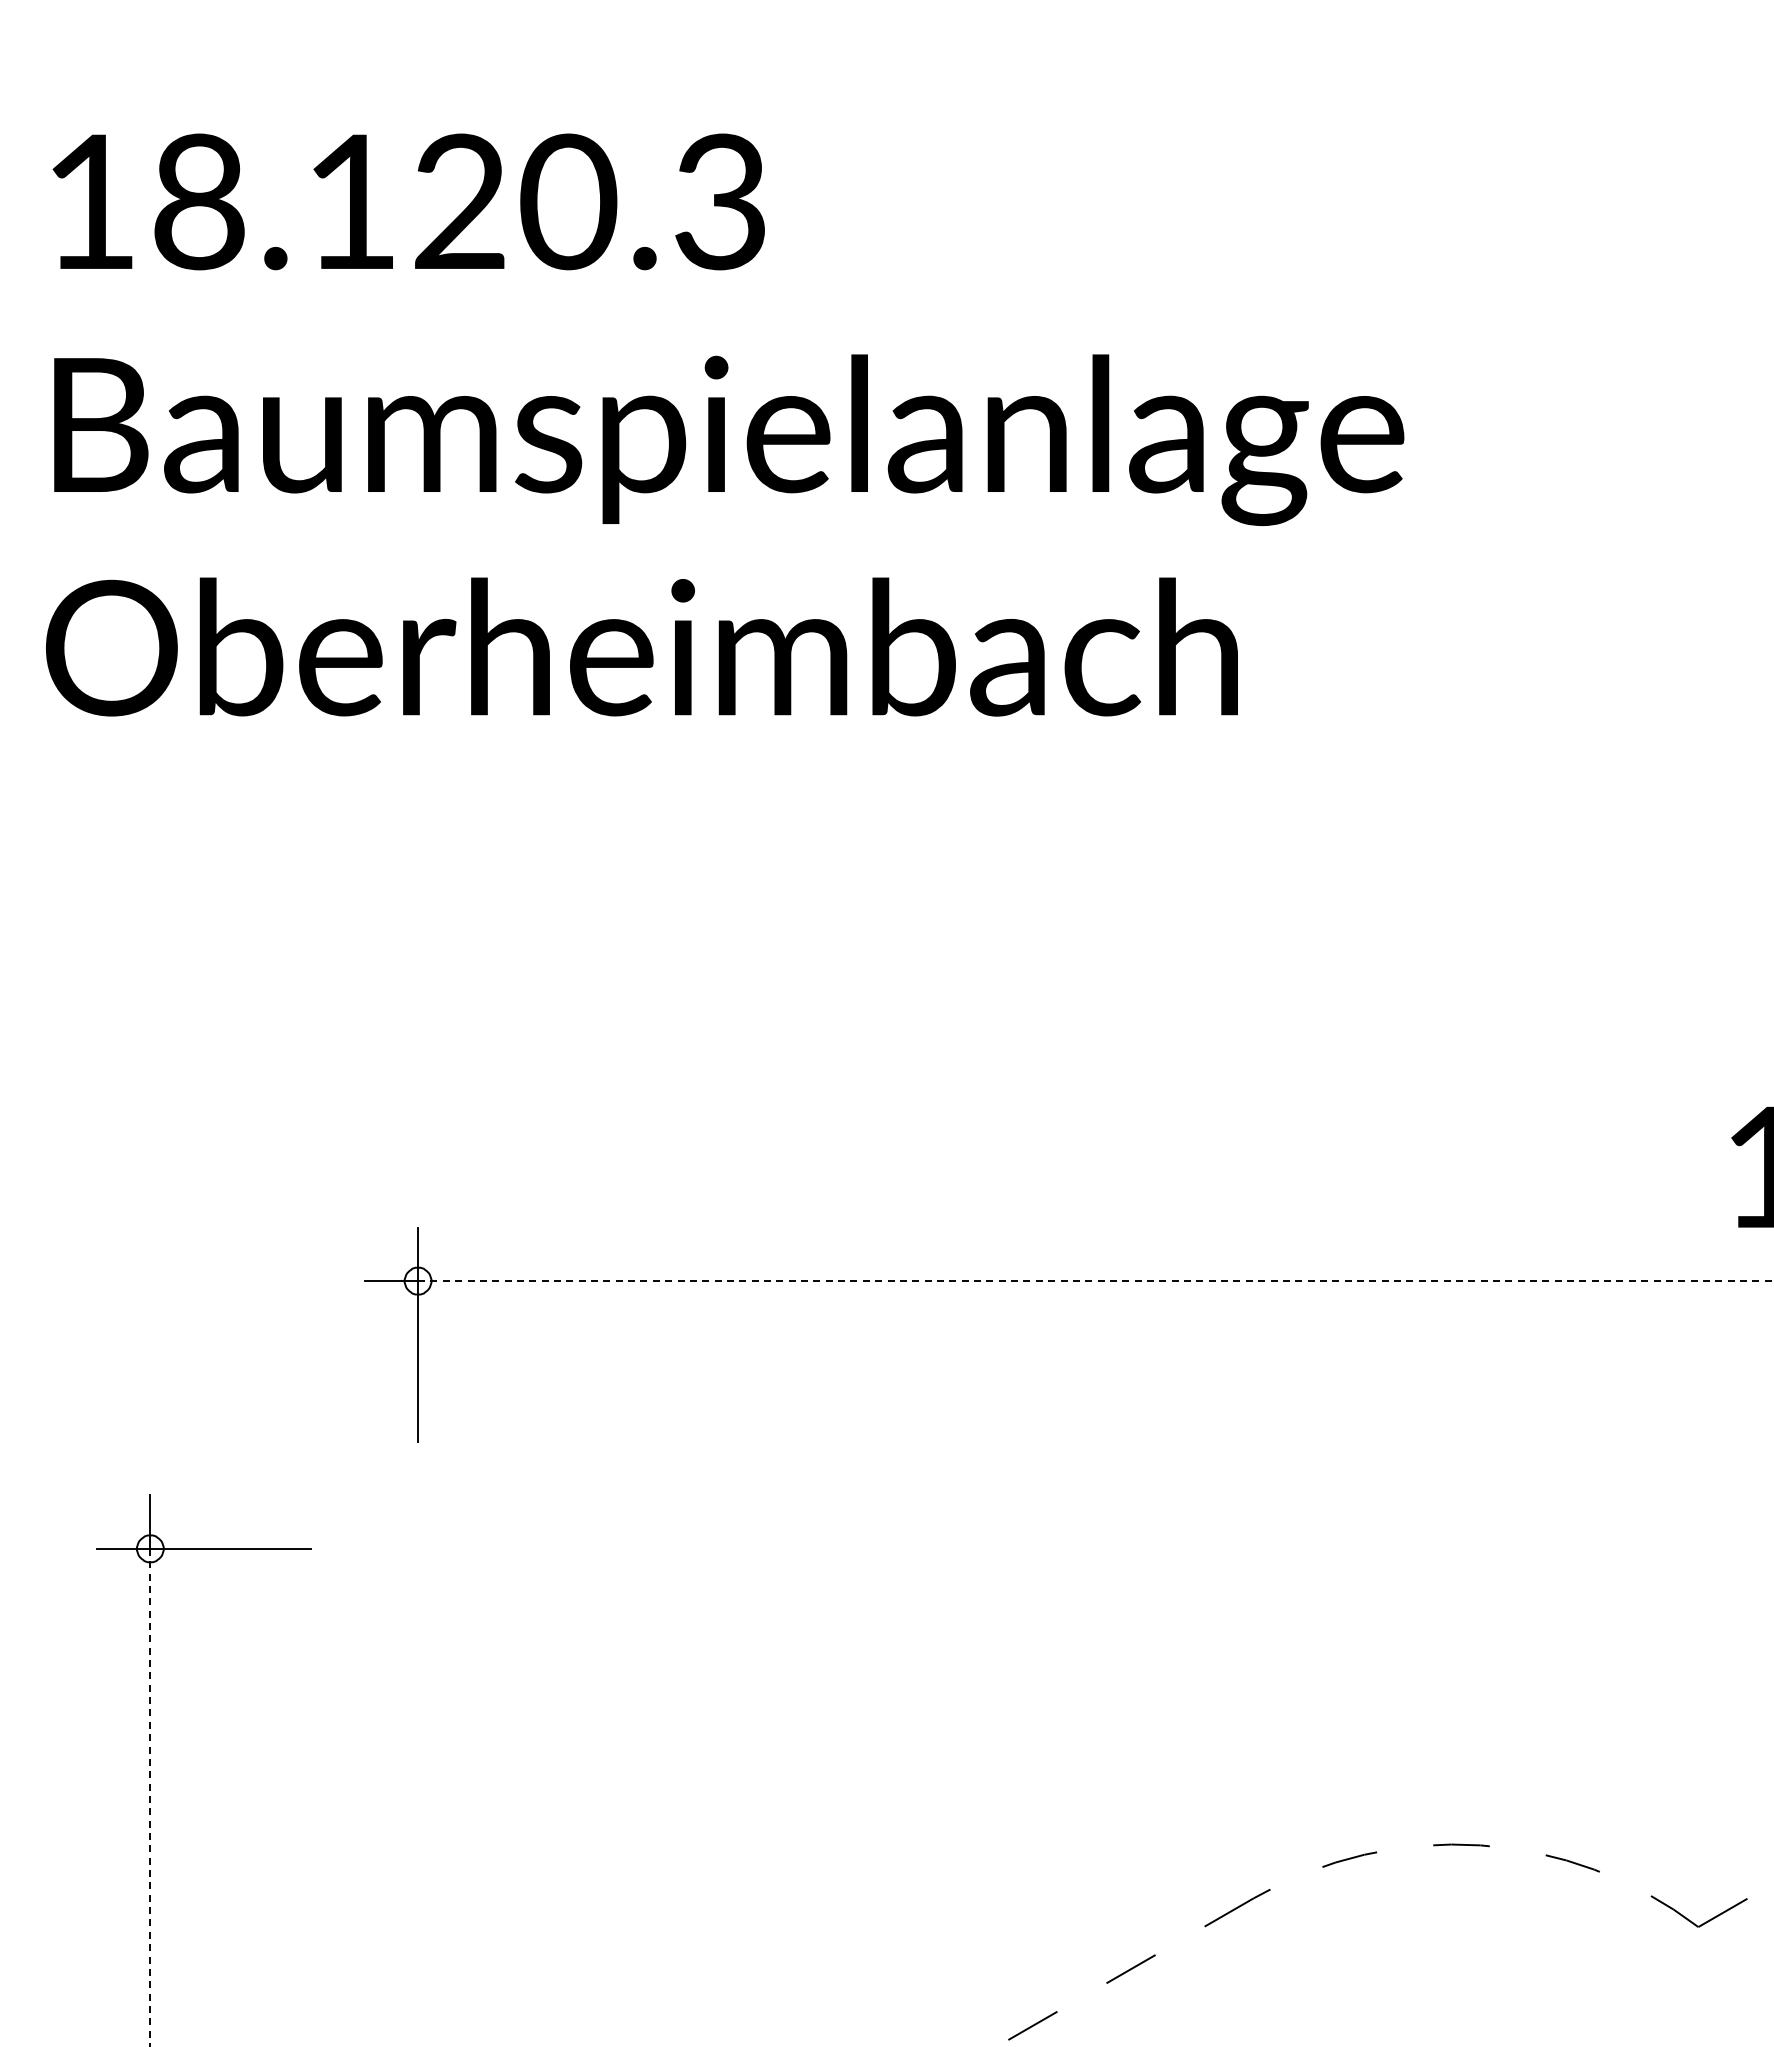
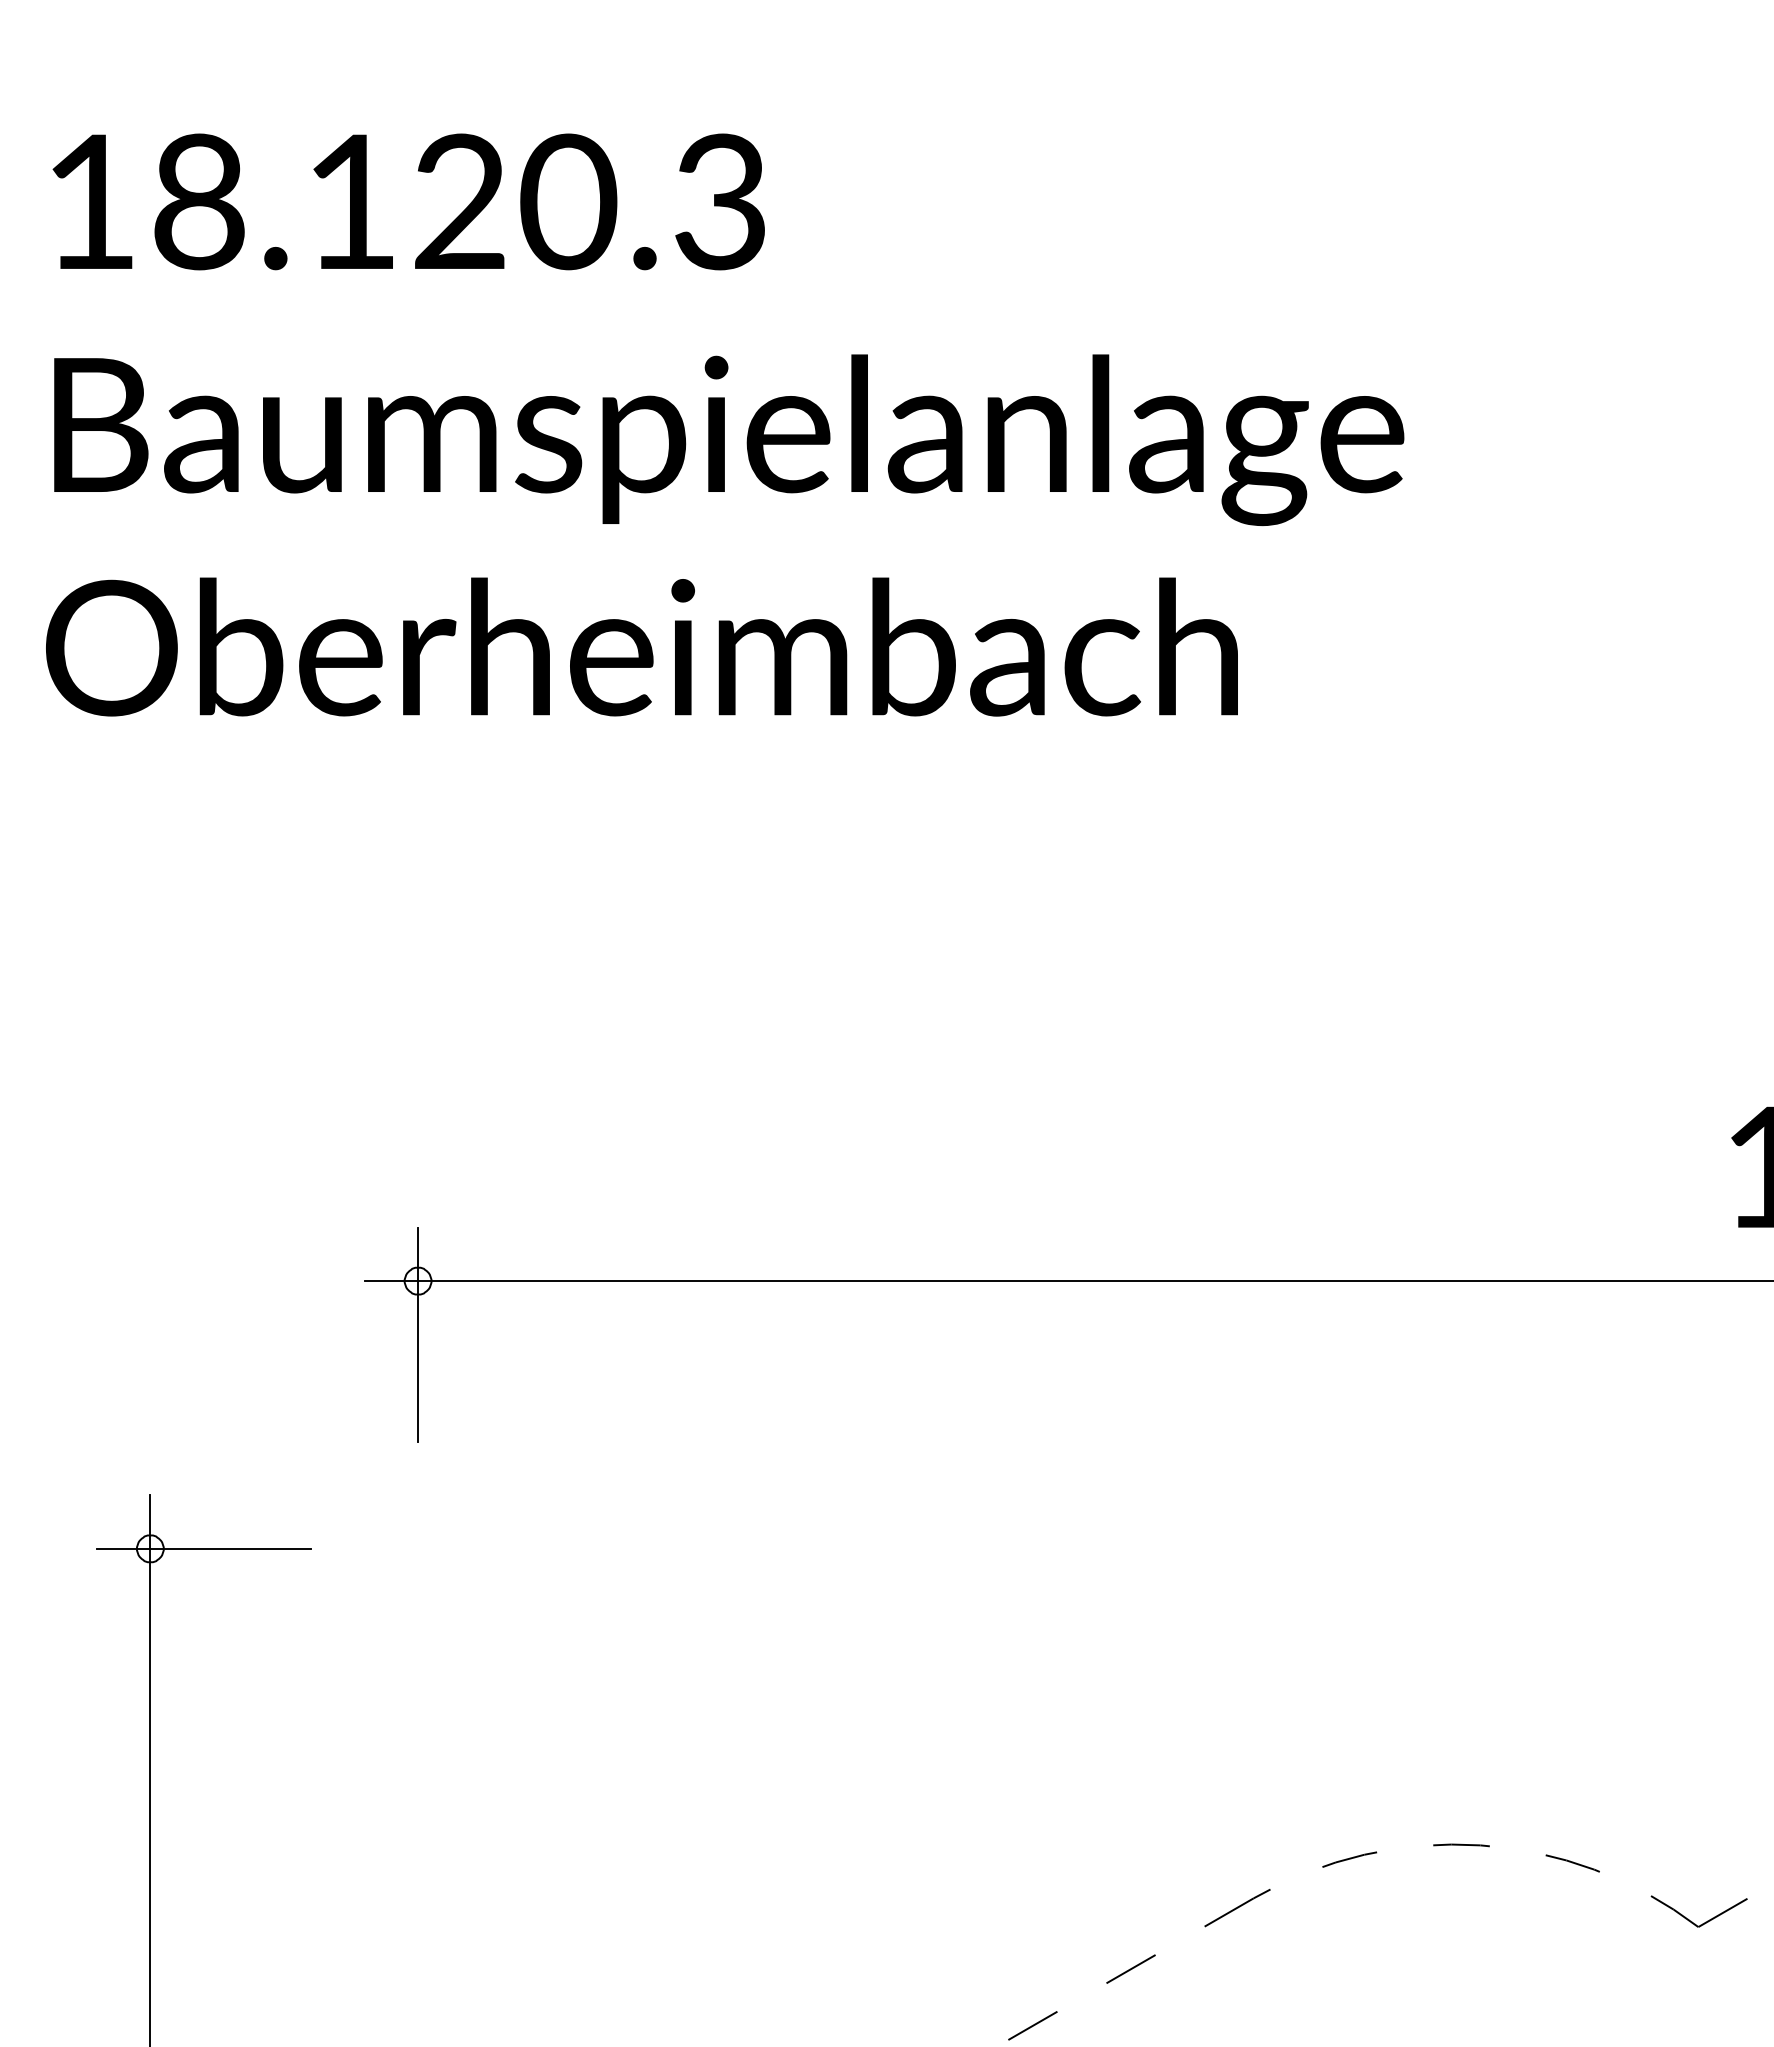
line: dashed -> solid (1095, 1281)
line: dashed -> solid (150, 1797)
